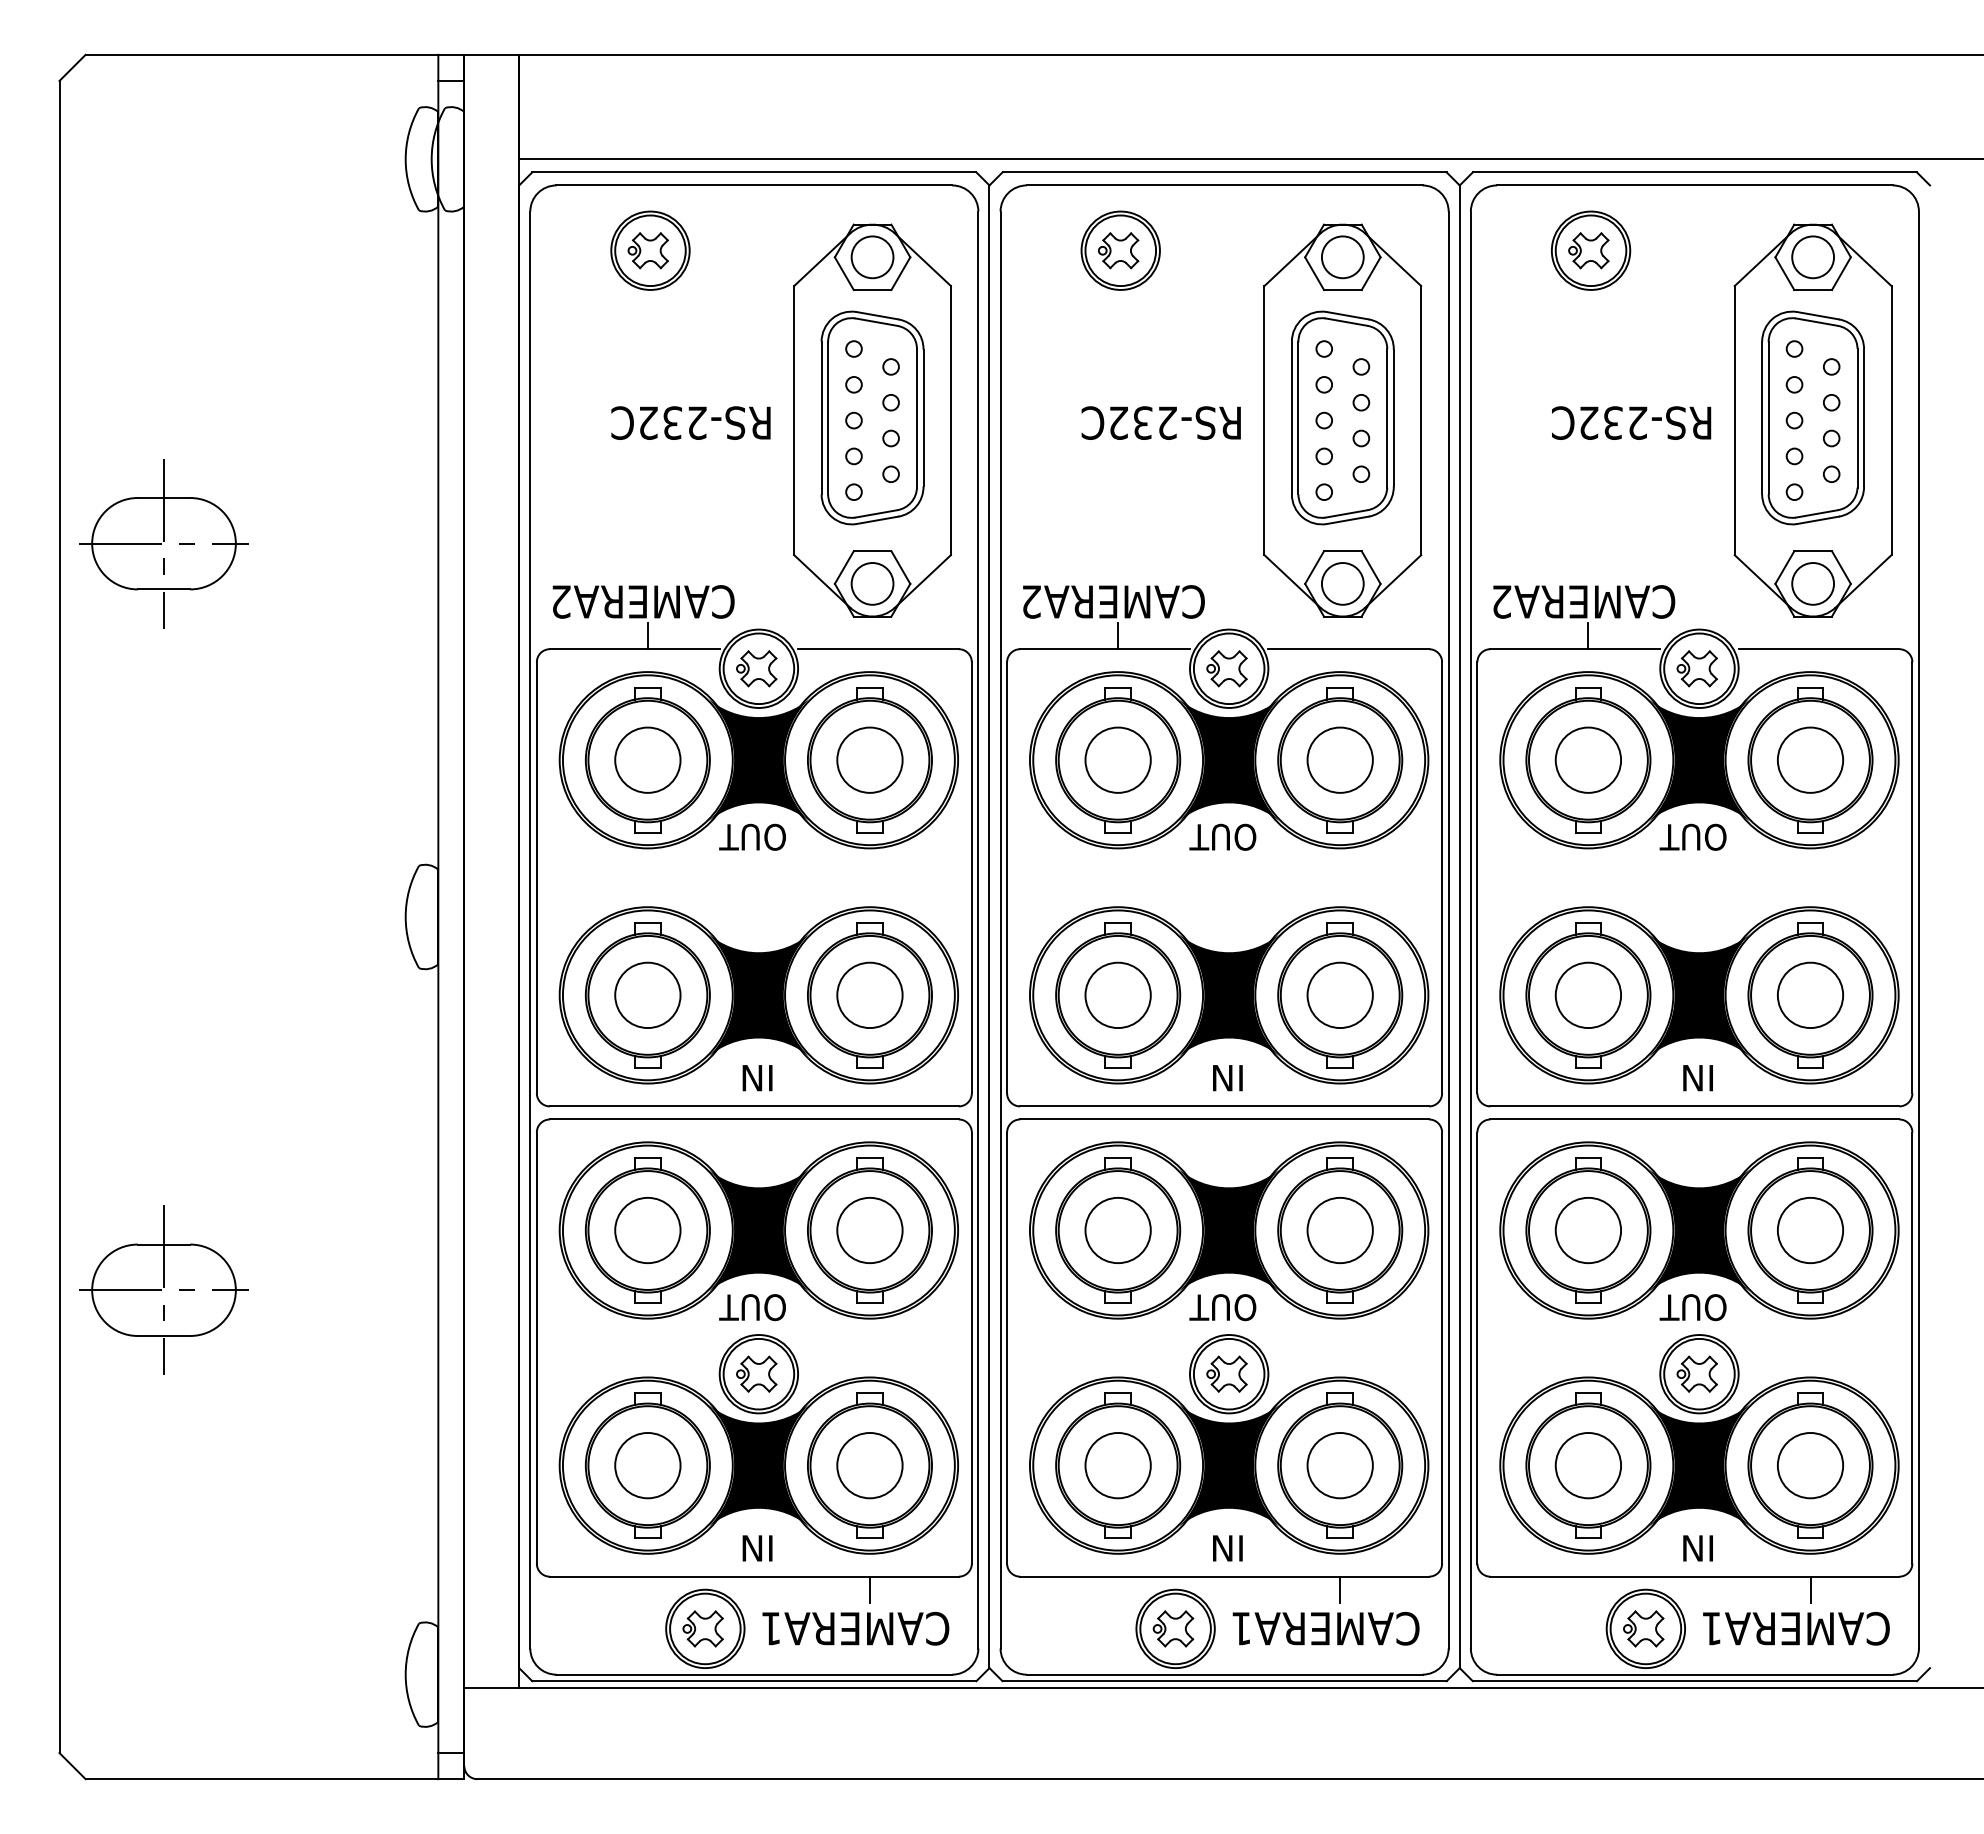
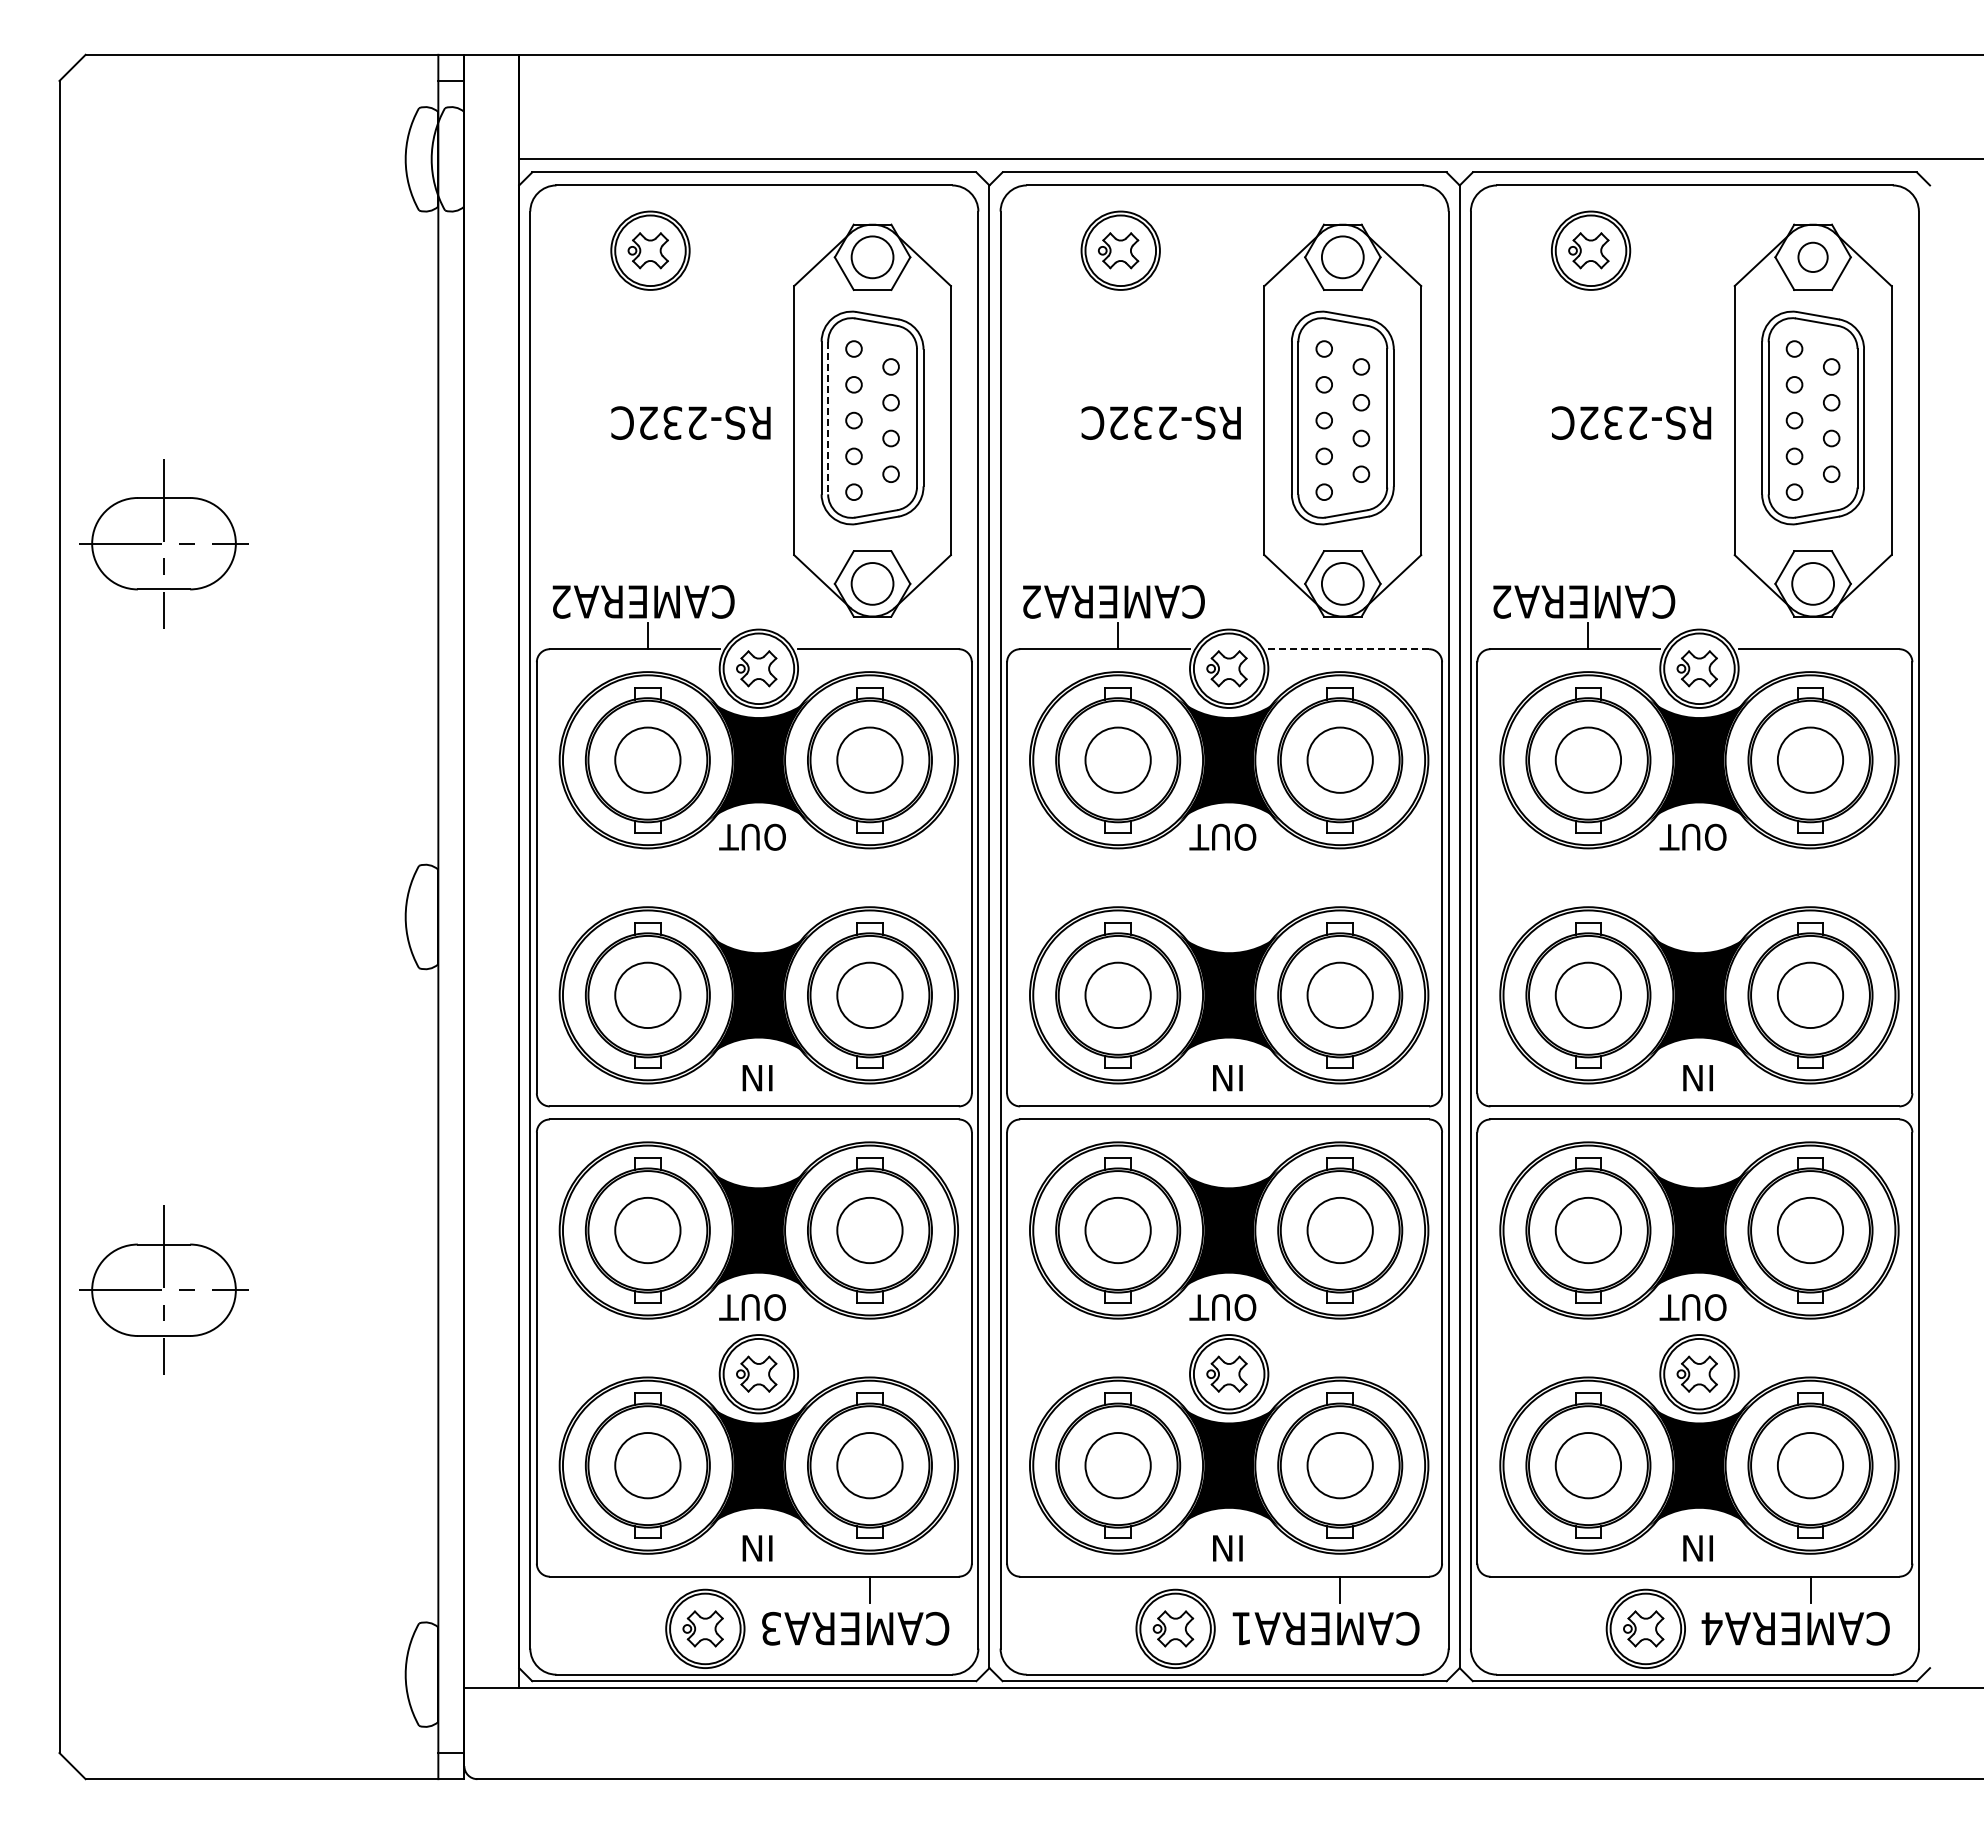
circle size: 44x45 px -> 32x32 px (1812, 256)
line: solid -> dashed (828, 418)
line: solid -> dashed (1348, 649)
text: CAMERA1 -> CAMERA3 (771, 1628)
text: CAMERA1 -> CAMERA4 (1711, 1628)
